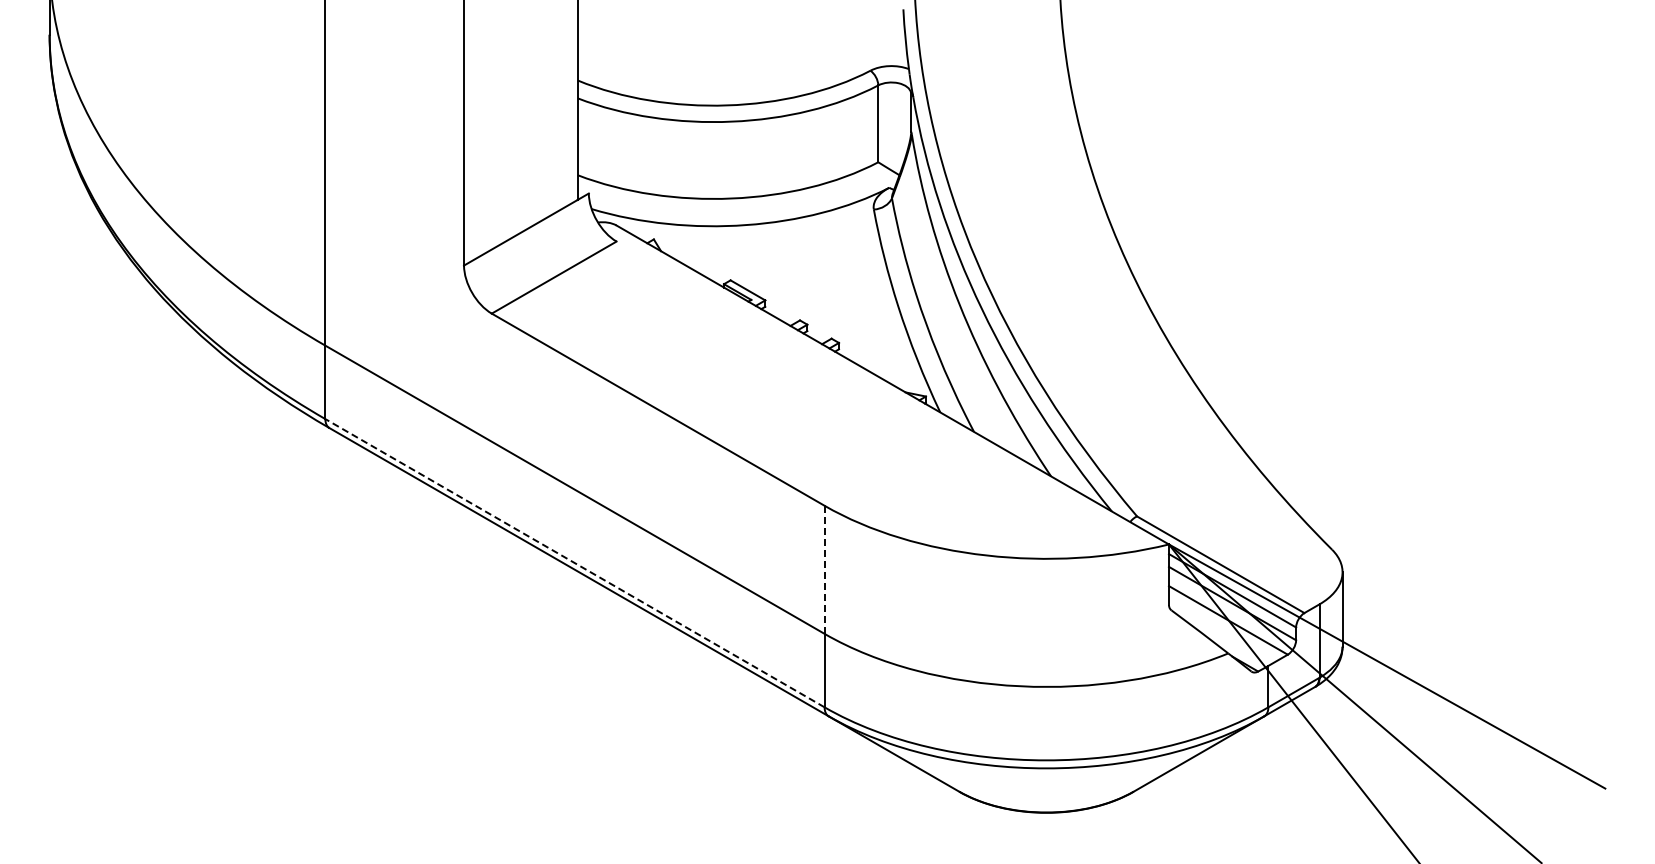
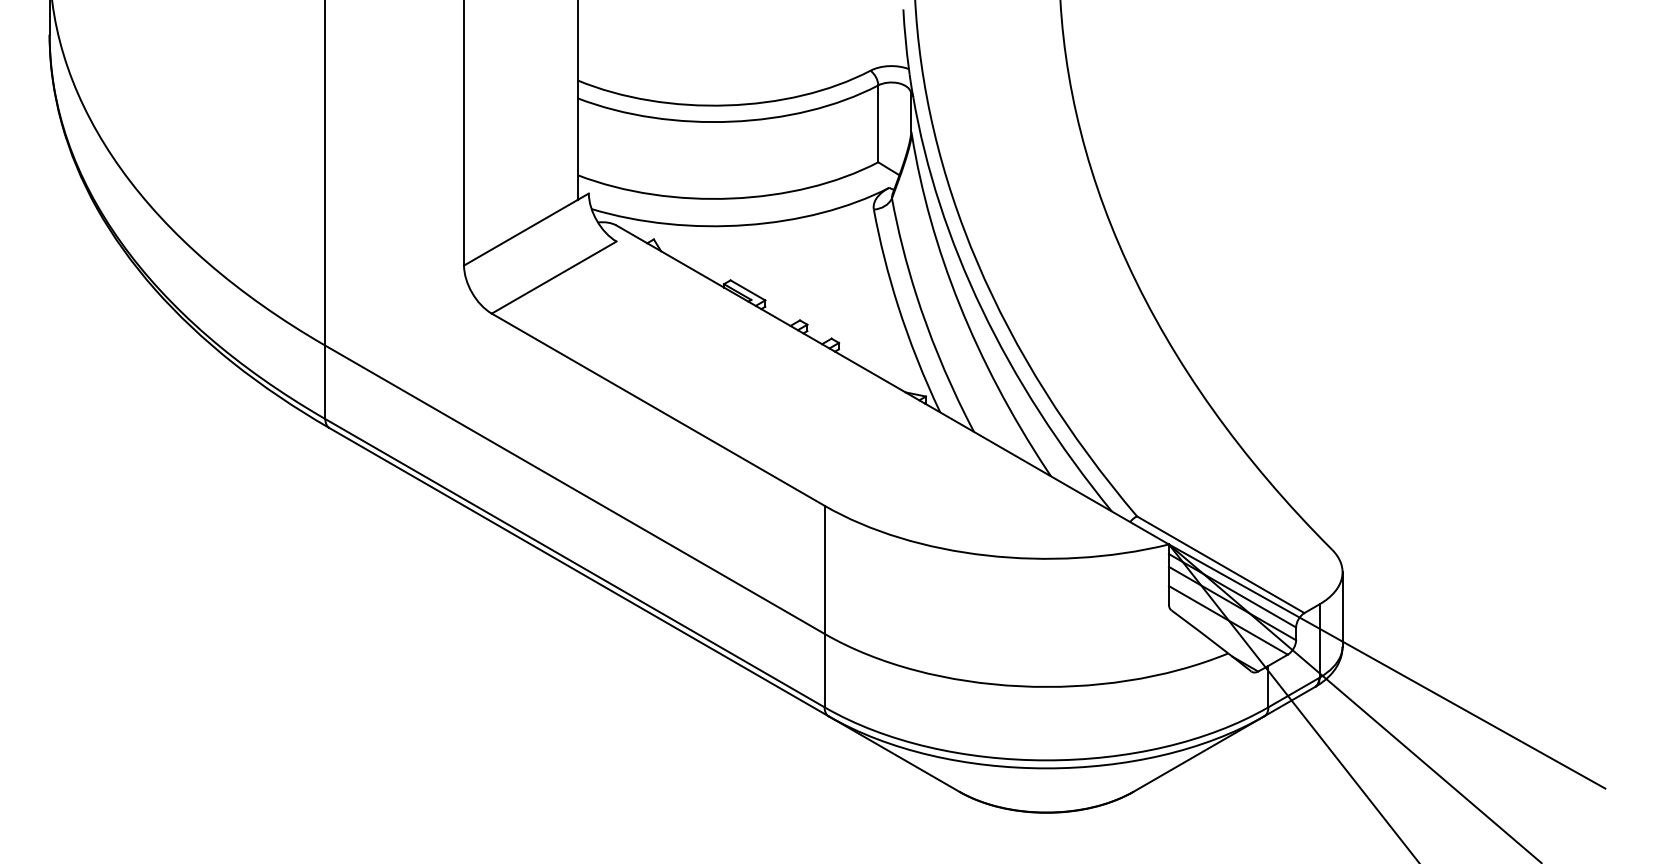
line: dashed -> solid (574, 562)
line: dashed -> solid (824, 570)
